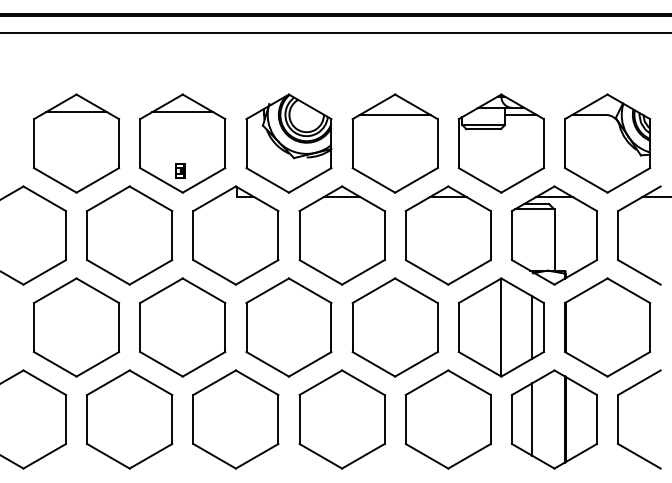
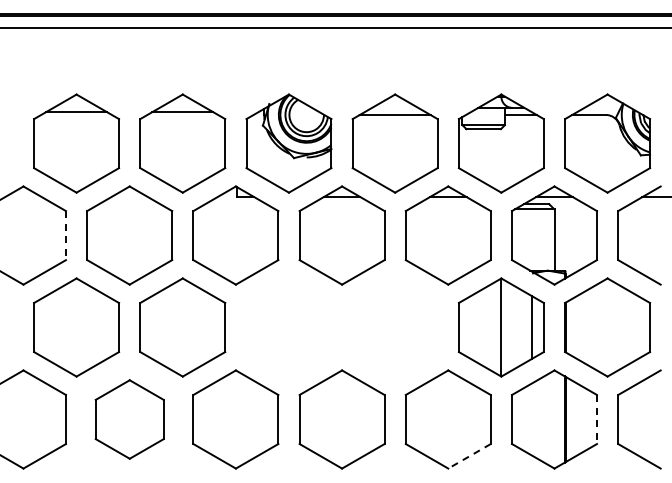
line position: (335, 32) -> (335, 27) (335, 27)
part: present -> none (180, 170)
line: solid -> dashed (65, 235)
part: present -> none (288, 327)
part: present -> none (394, 327)
part size: 88x101 px -> 71x81 px (129, 419)
line: present -> none (532, 419)
line: solid -> dashed (596, 419)
line: solid -> dashed (469, 456)
